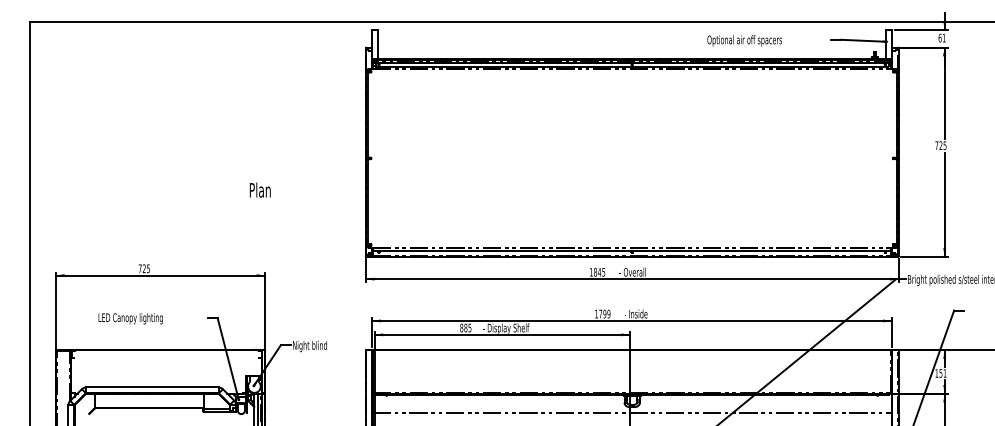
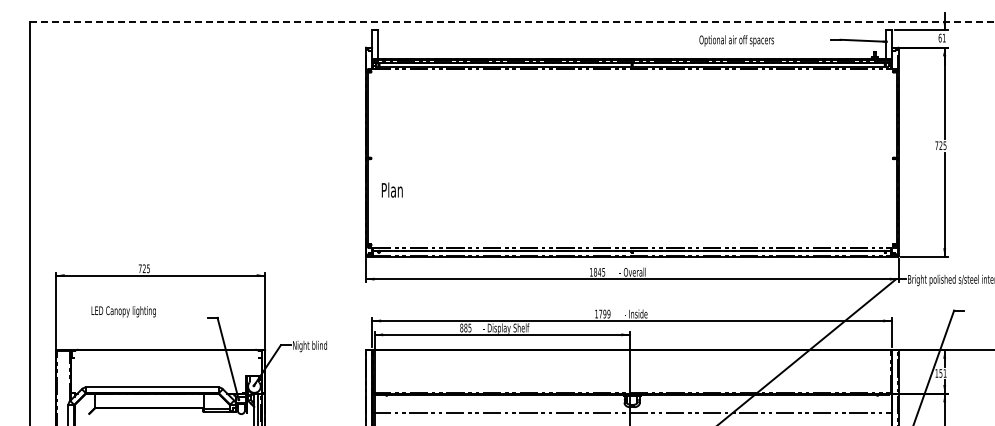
line: solid -> dashed (512, 21)
text position: (744, 40) -> (736, 40) (736, 40)
text position: (259, 189) -> (391, 189) (391, 189)
text position: (130, 318) -> (123, 311) (123, 311)
